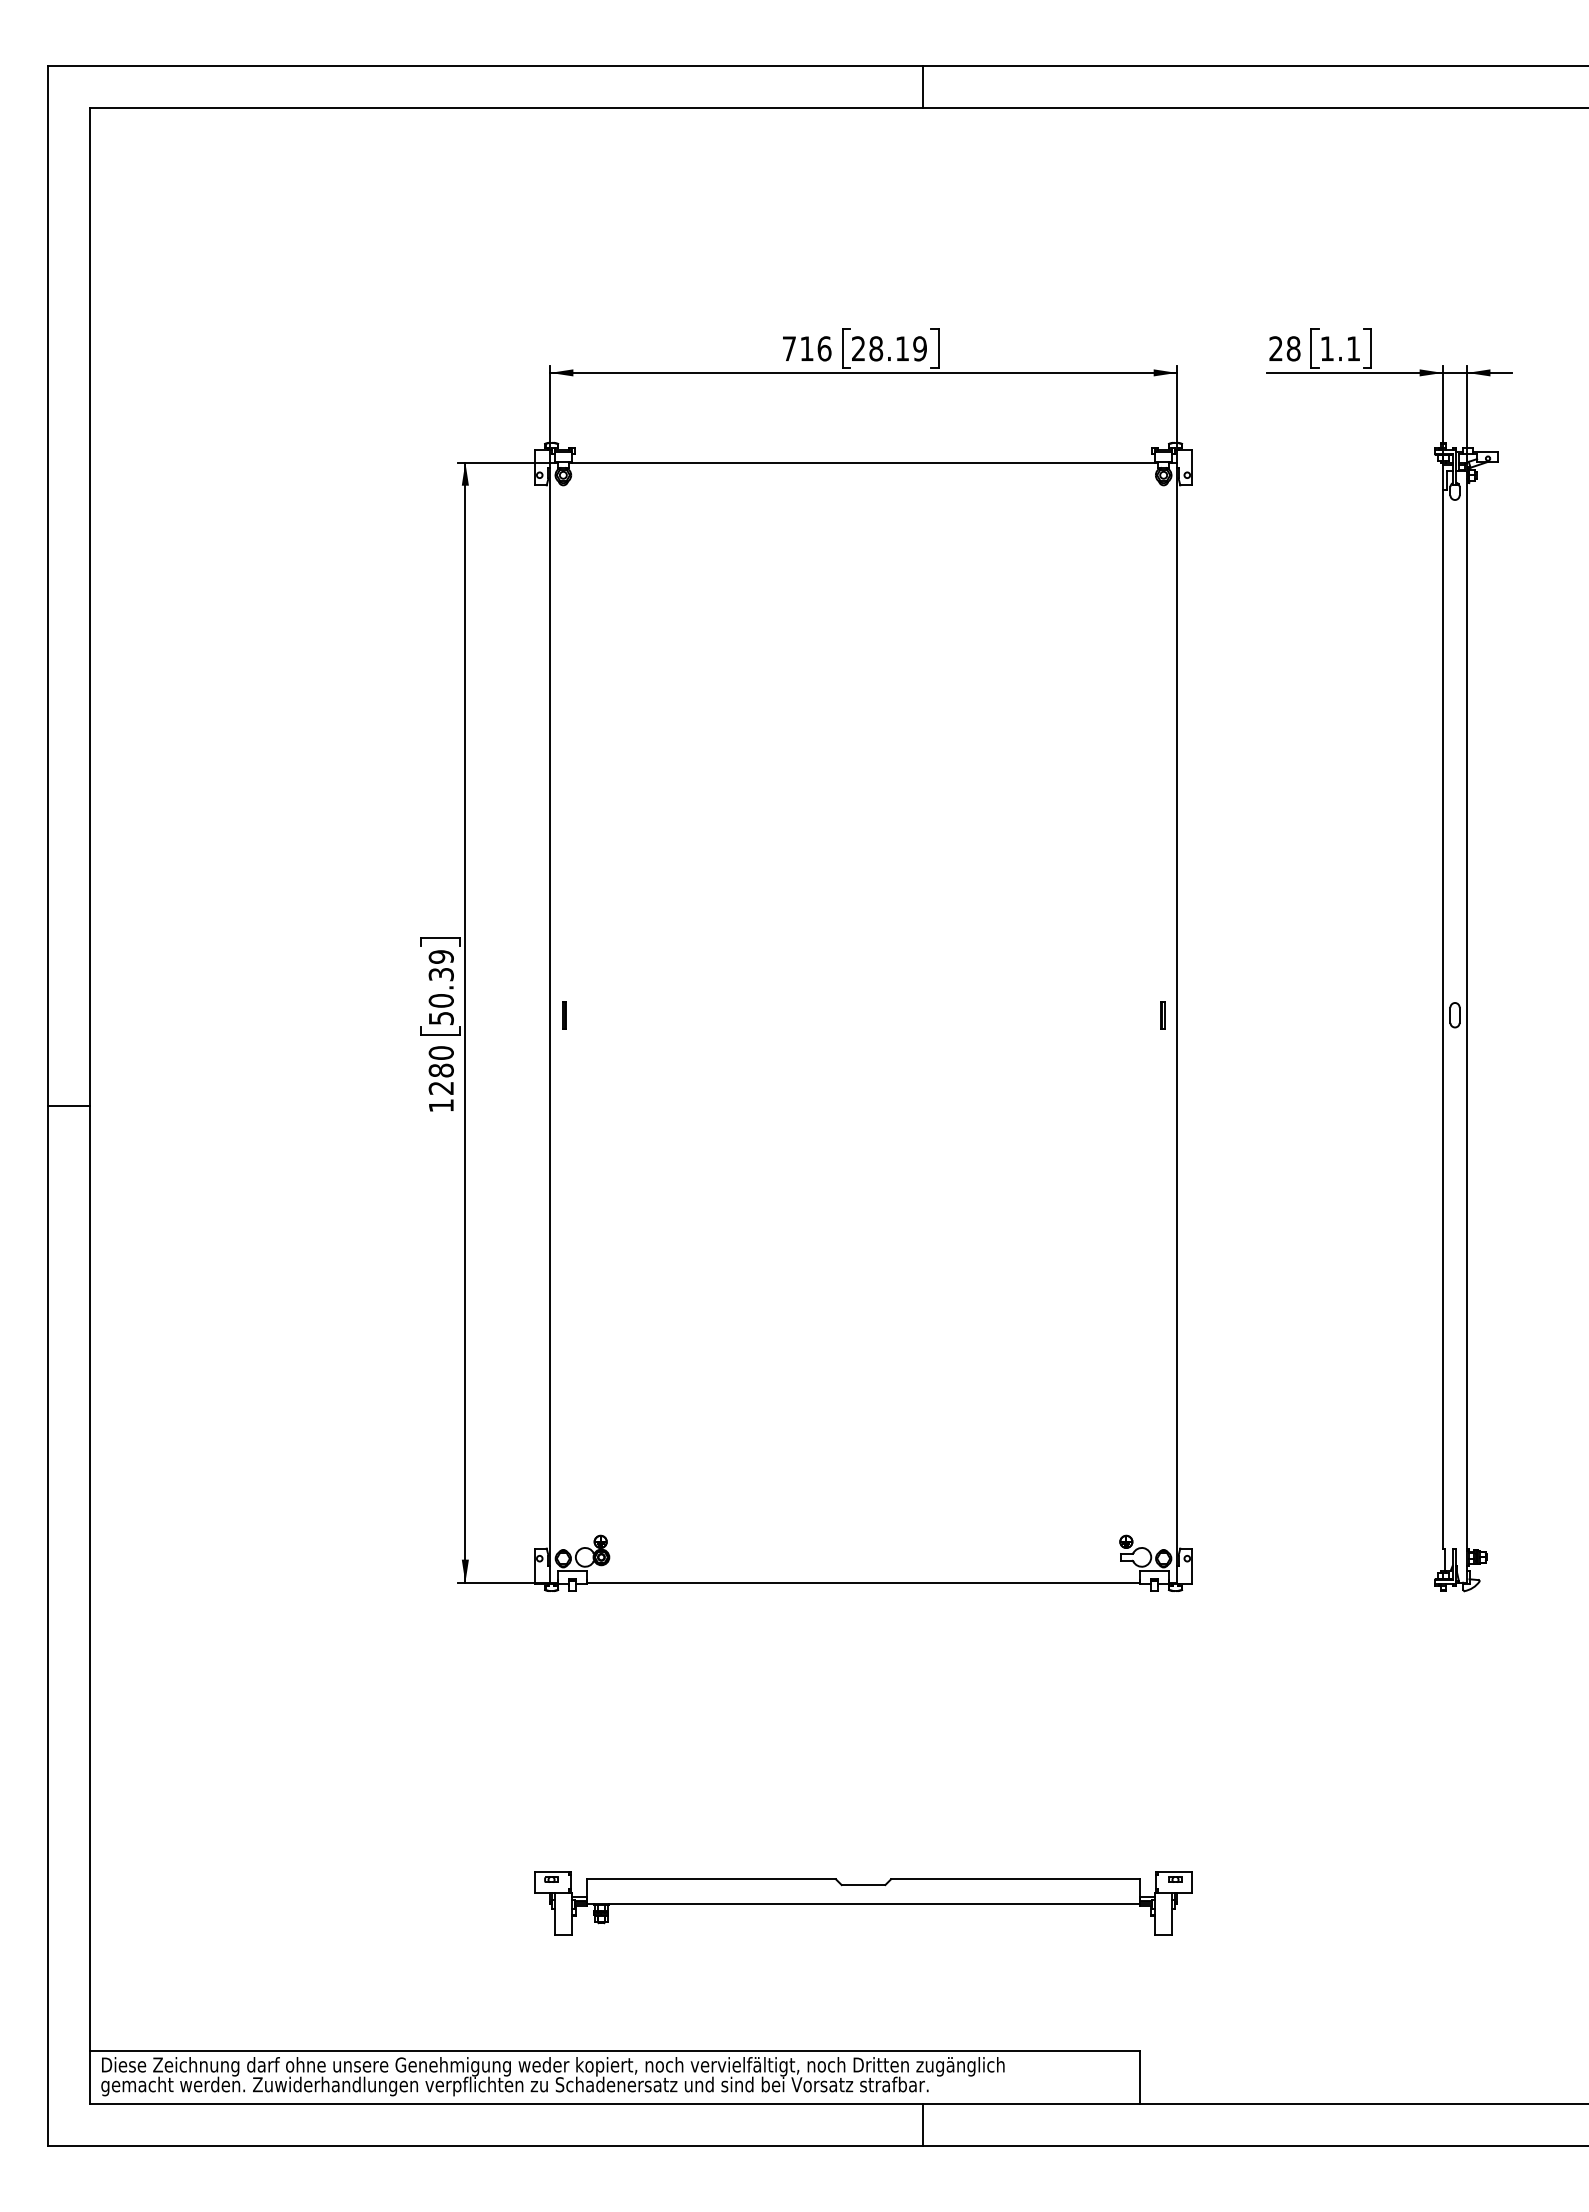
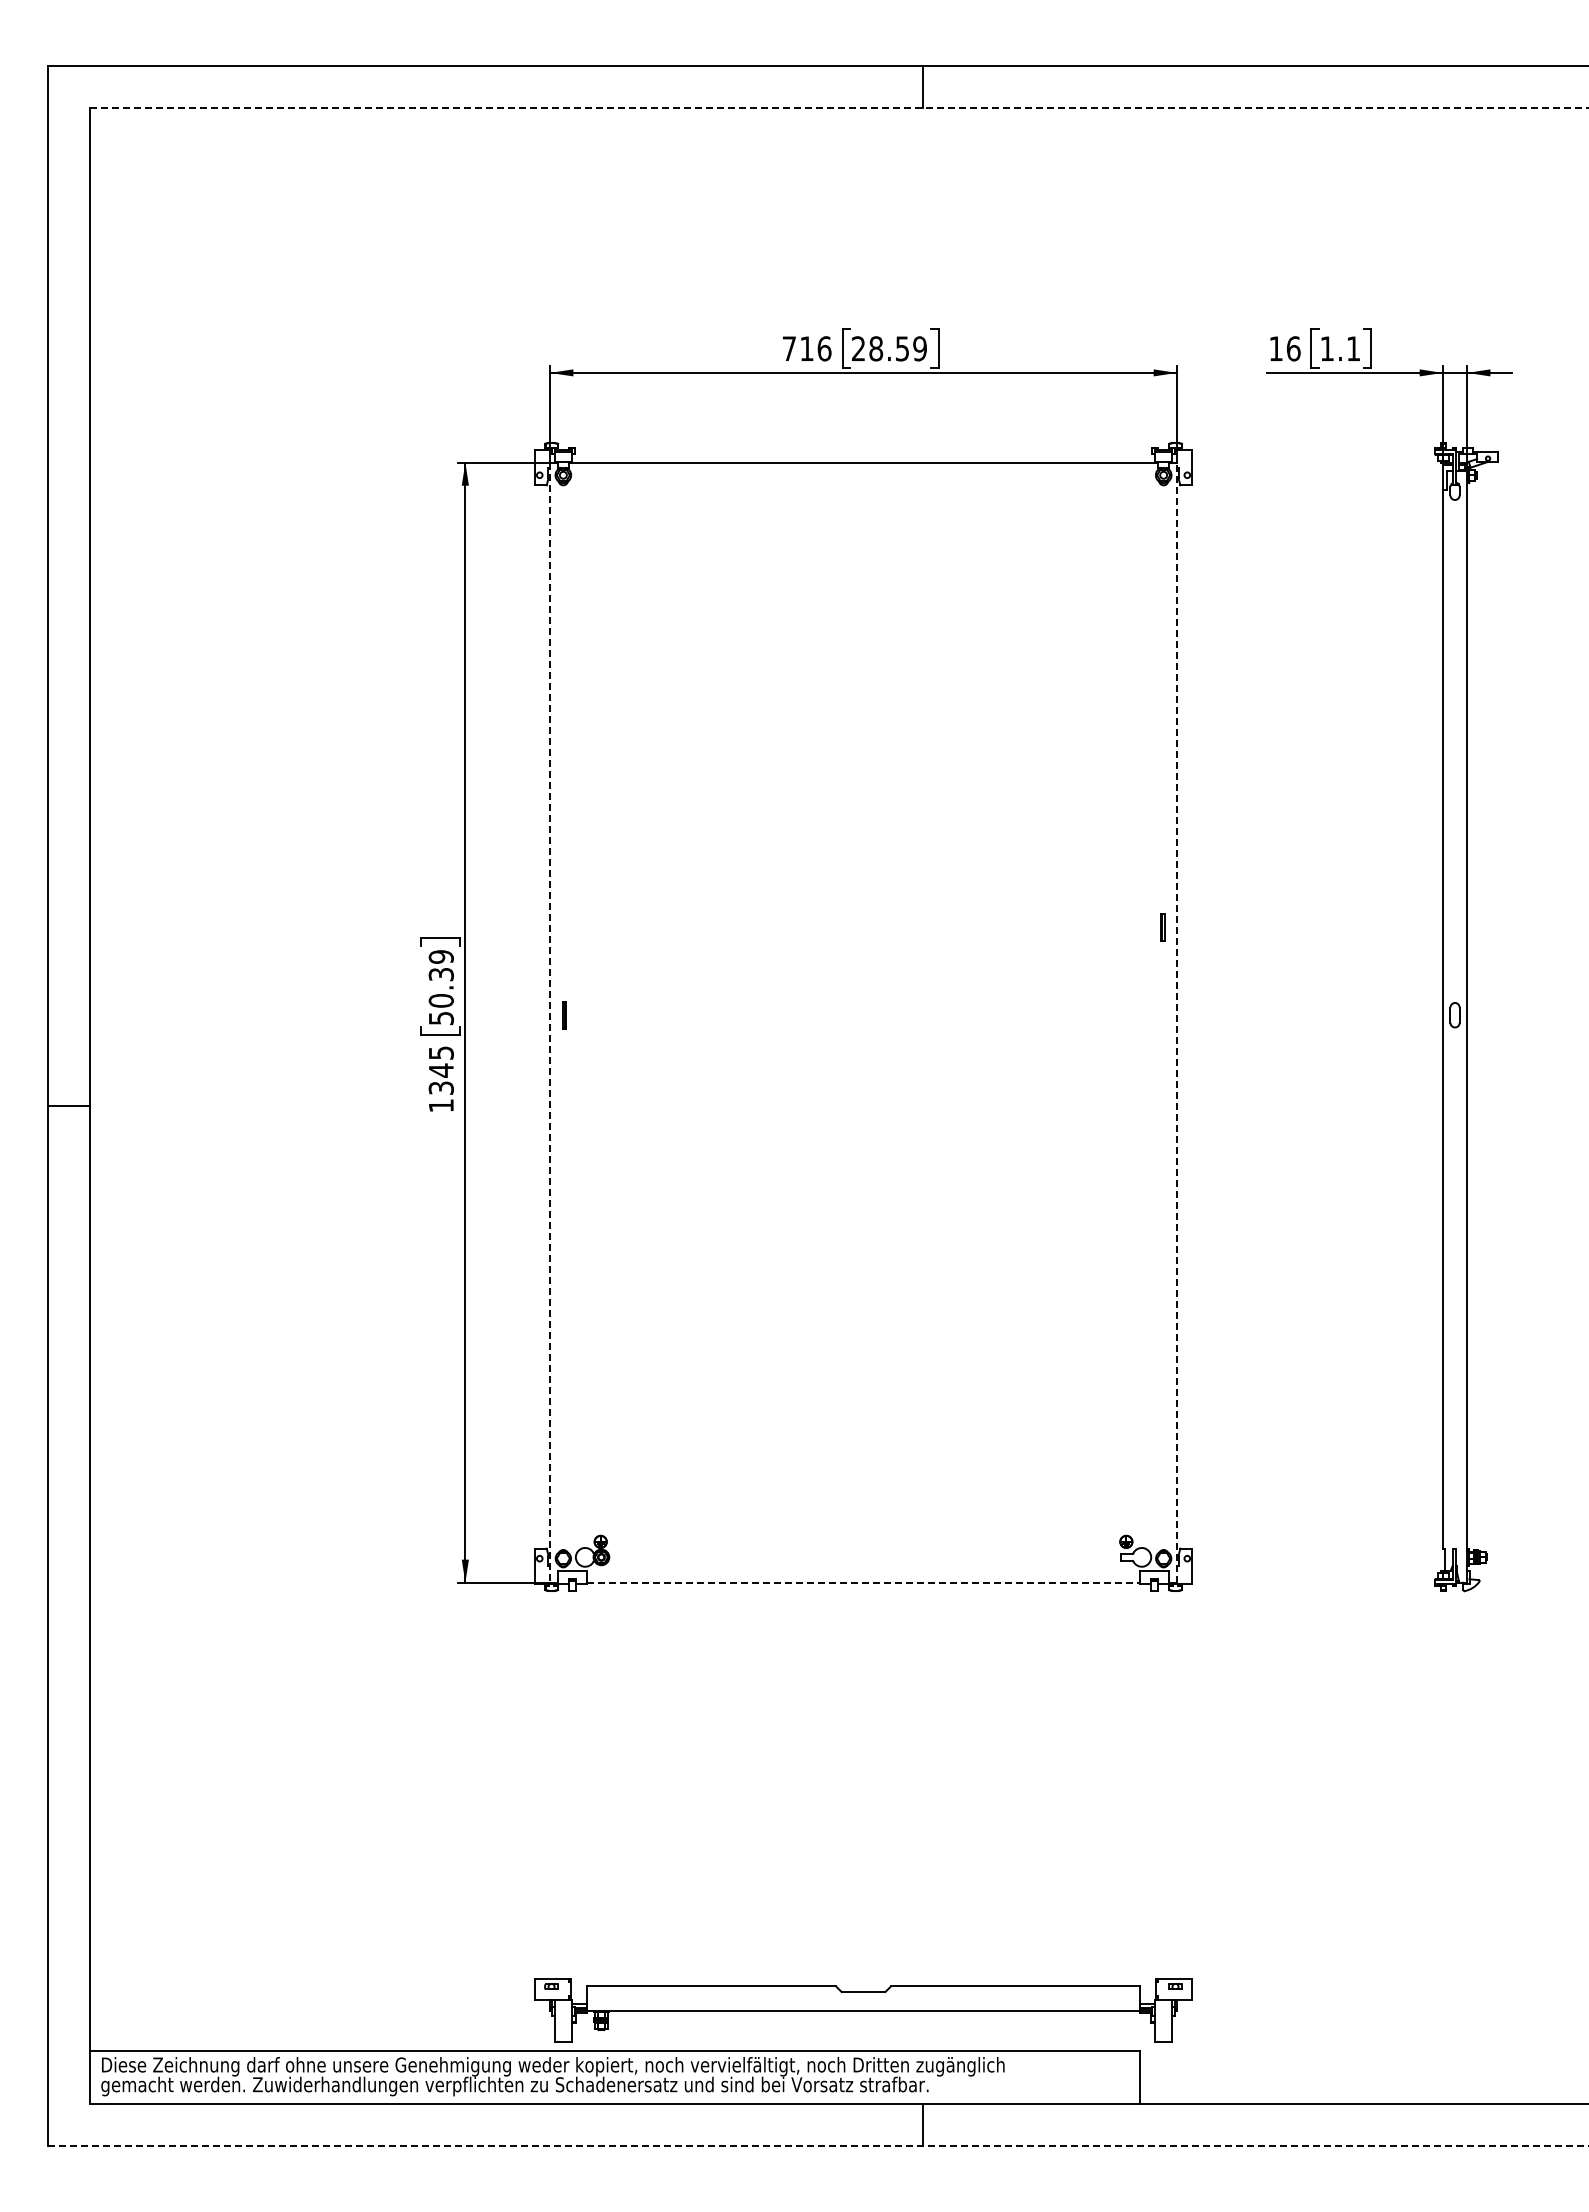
line: solid -> dashed (839, 108)
text: 28.19 -> 28.59 (902, 348)
text: 28 -> 16 (1284, 348)
part position: (1162, 1015) -> (1162, 927) (1162, 927)
line: solid -> dashed (1176, 1022)
line: solid -> dashed (550, 1023)
text: 1280 -> 1345 (440, 1070)
line: solid -> dashed (863, 1582)
part position: (863, 1903) -> (863, 2010) (863, 2010)
line: solid -> dashed (818, 2145)
